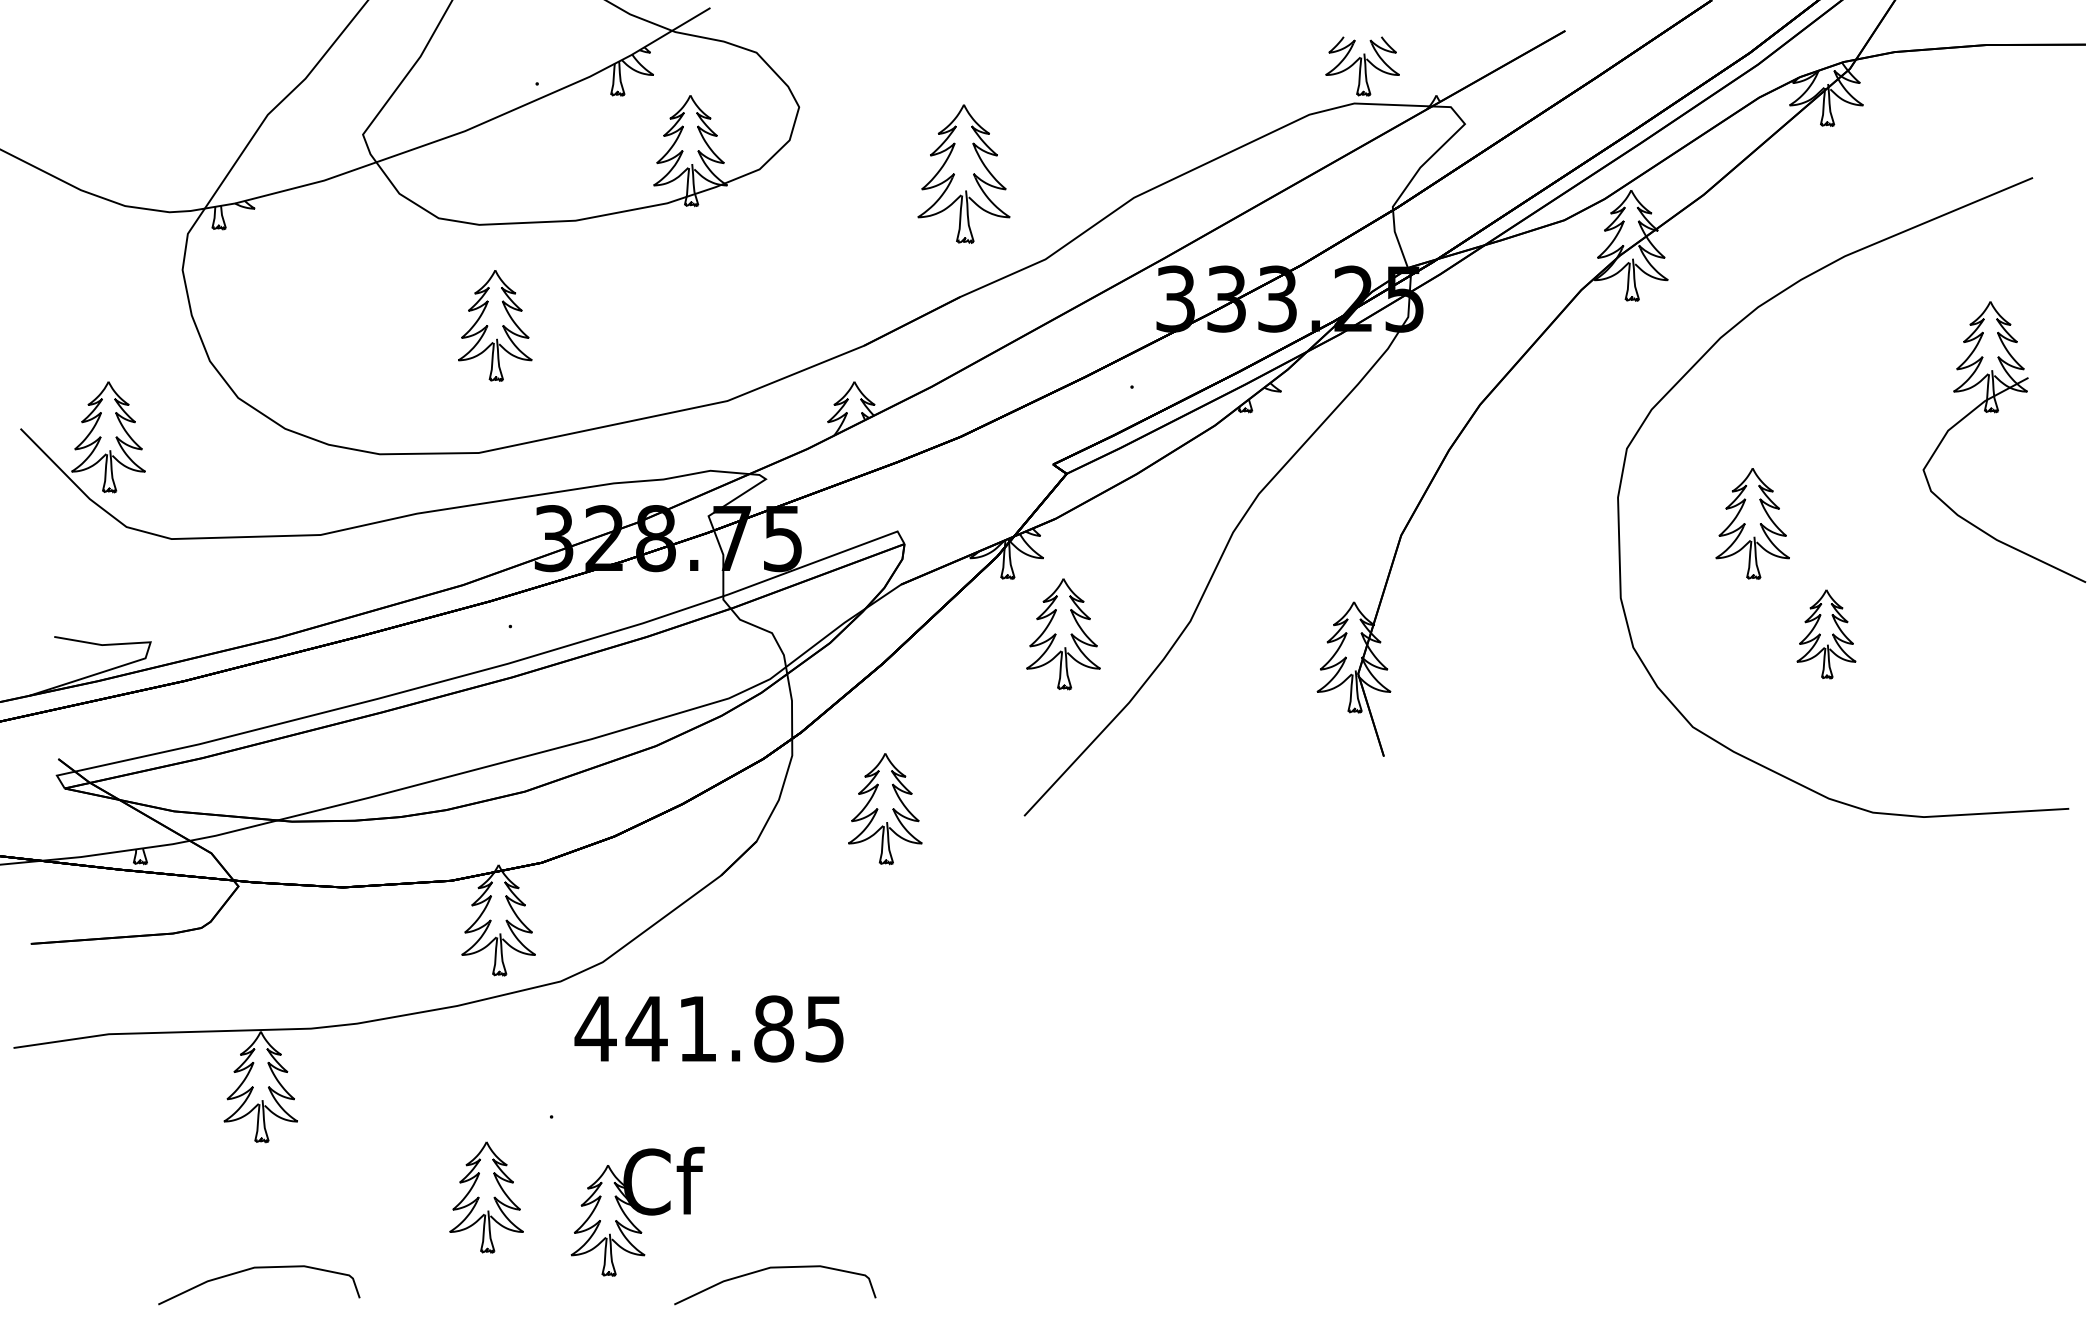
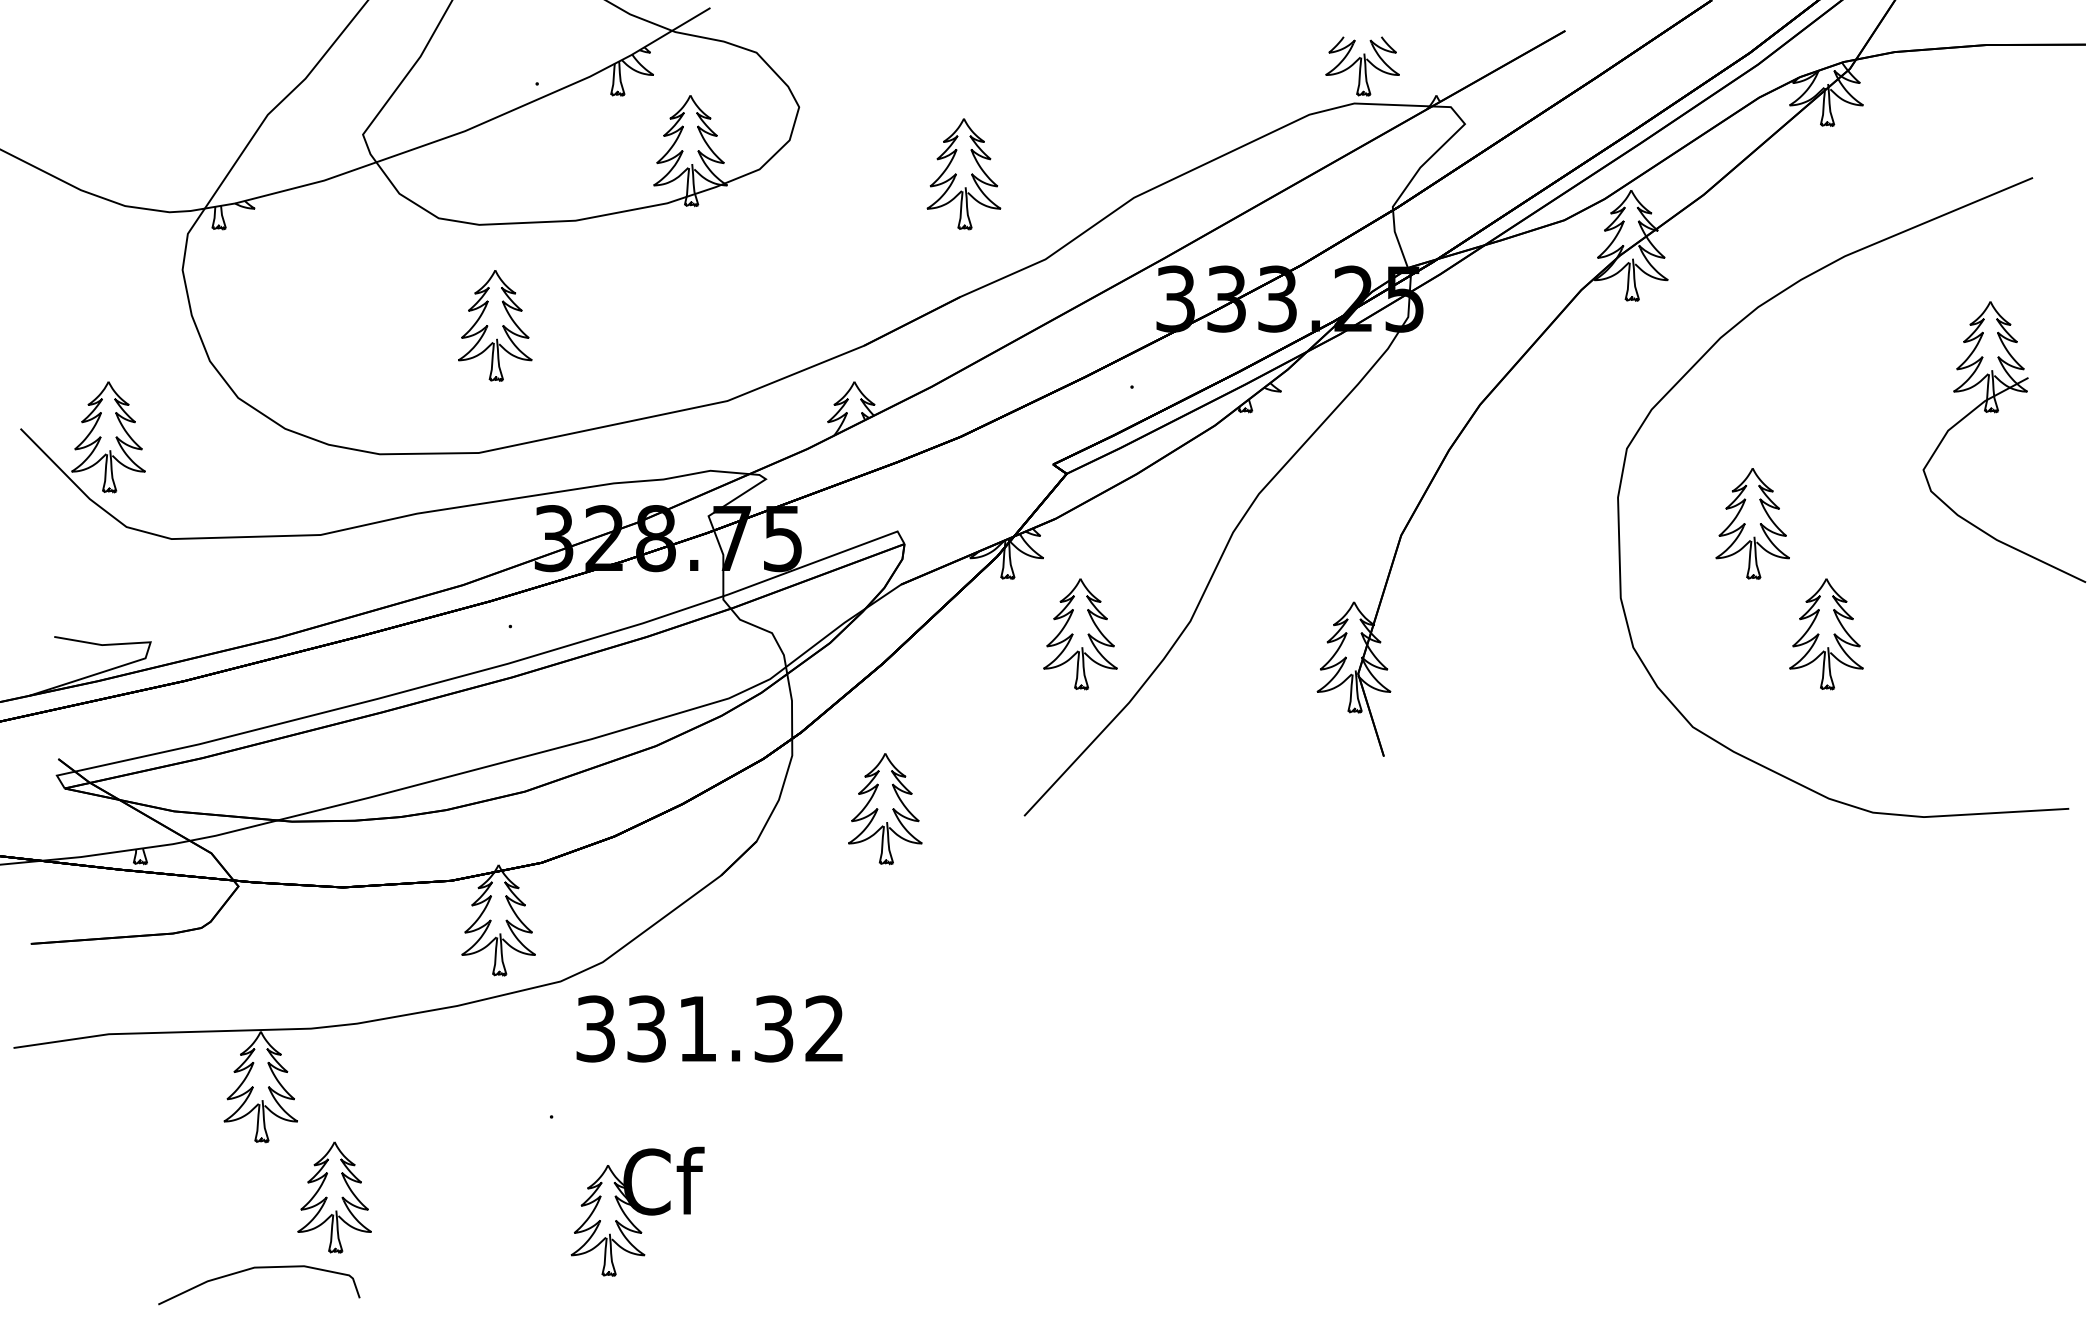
part size: 94x140 px -> 76x113 px (963, 174)
part position: (1063, 634) -> (1080, 634) (1080, 634)
part size: 61x91 px -> 75x113 px (1826, 634)
text: 441.85 -> 331.32 (708, 1028)
part position: (486, 1197) -> (334, 1197) (334, 1197)
curve: present -> none (775, 1268)
